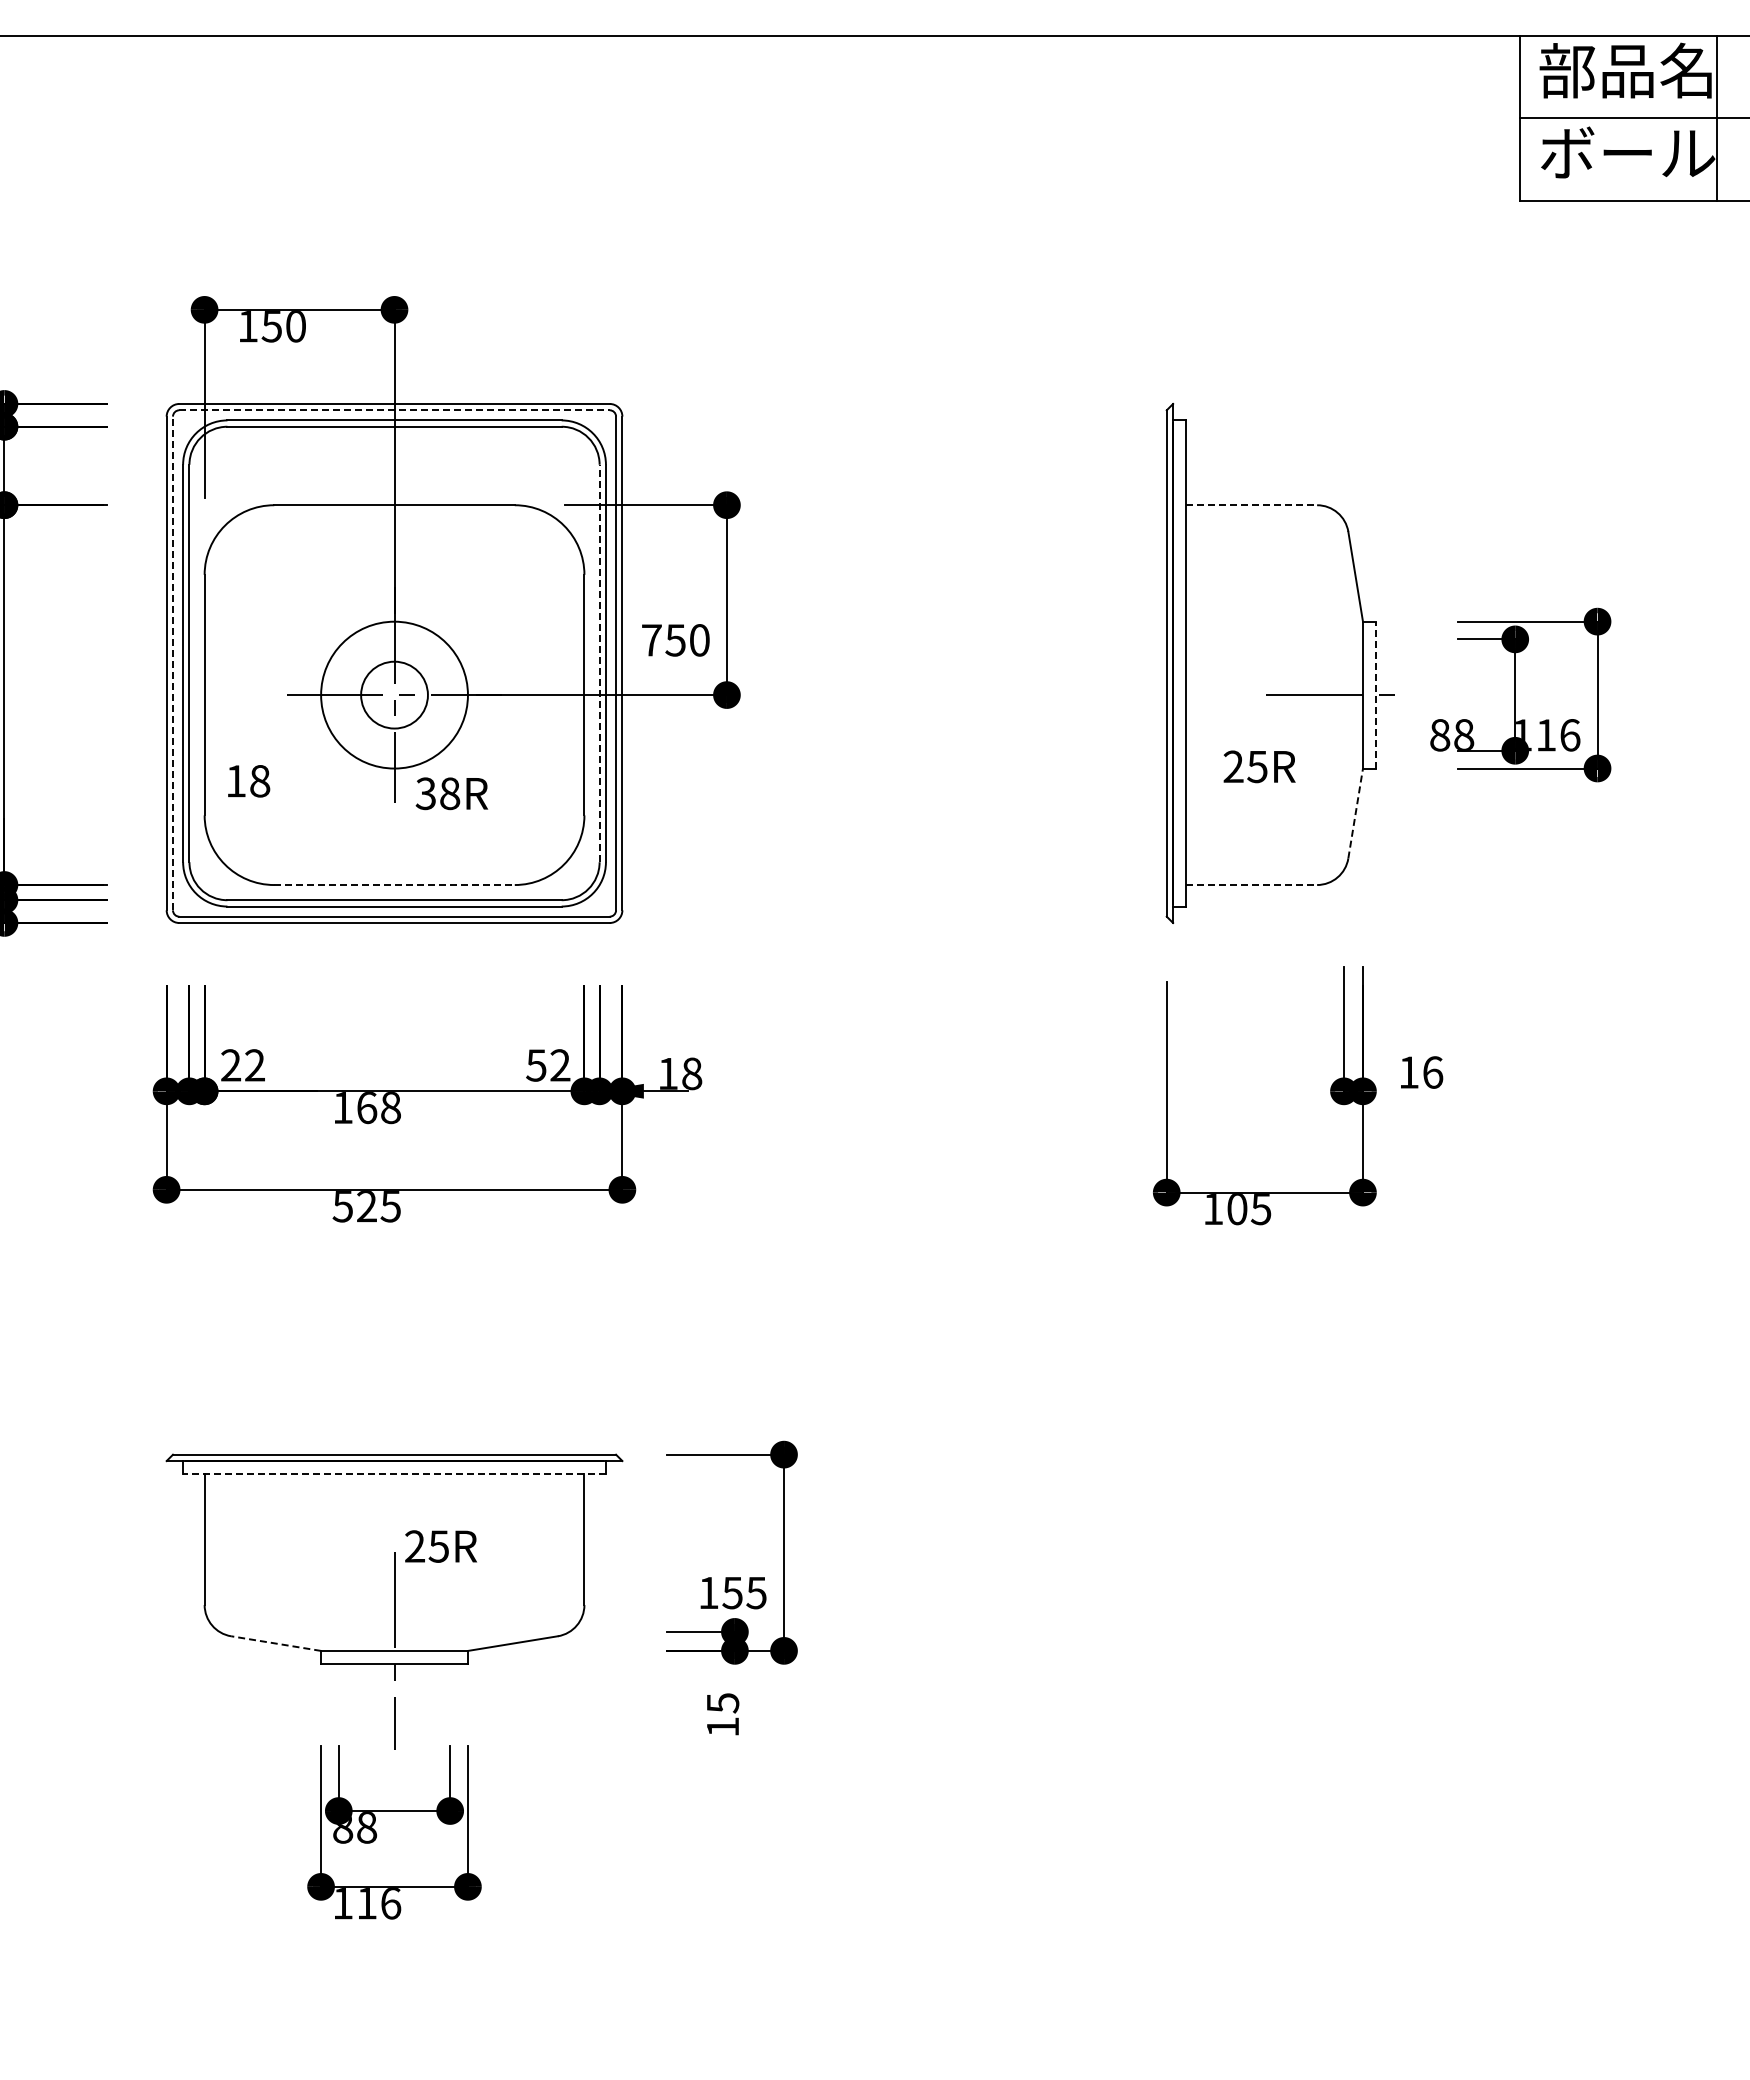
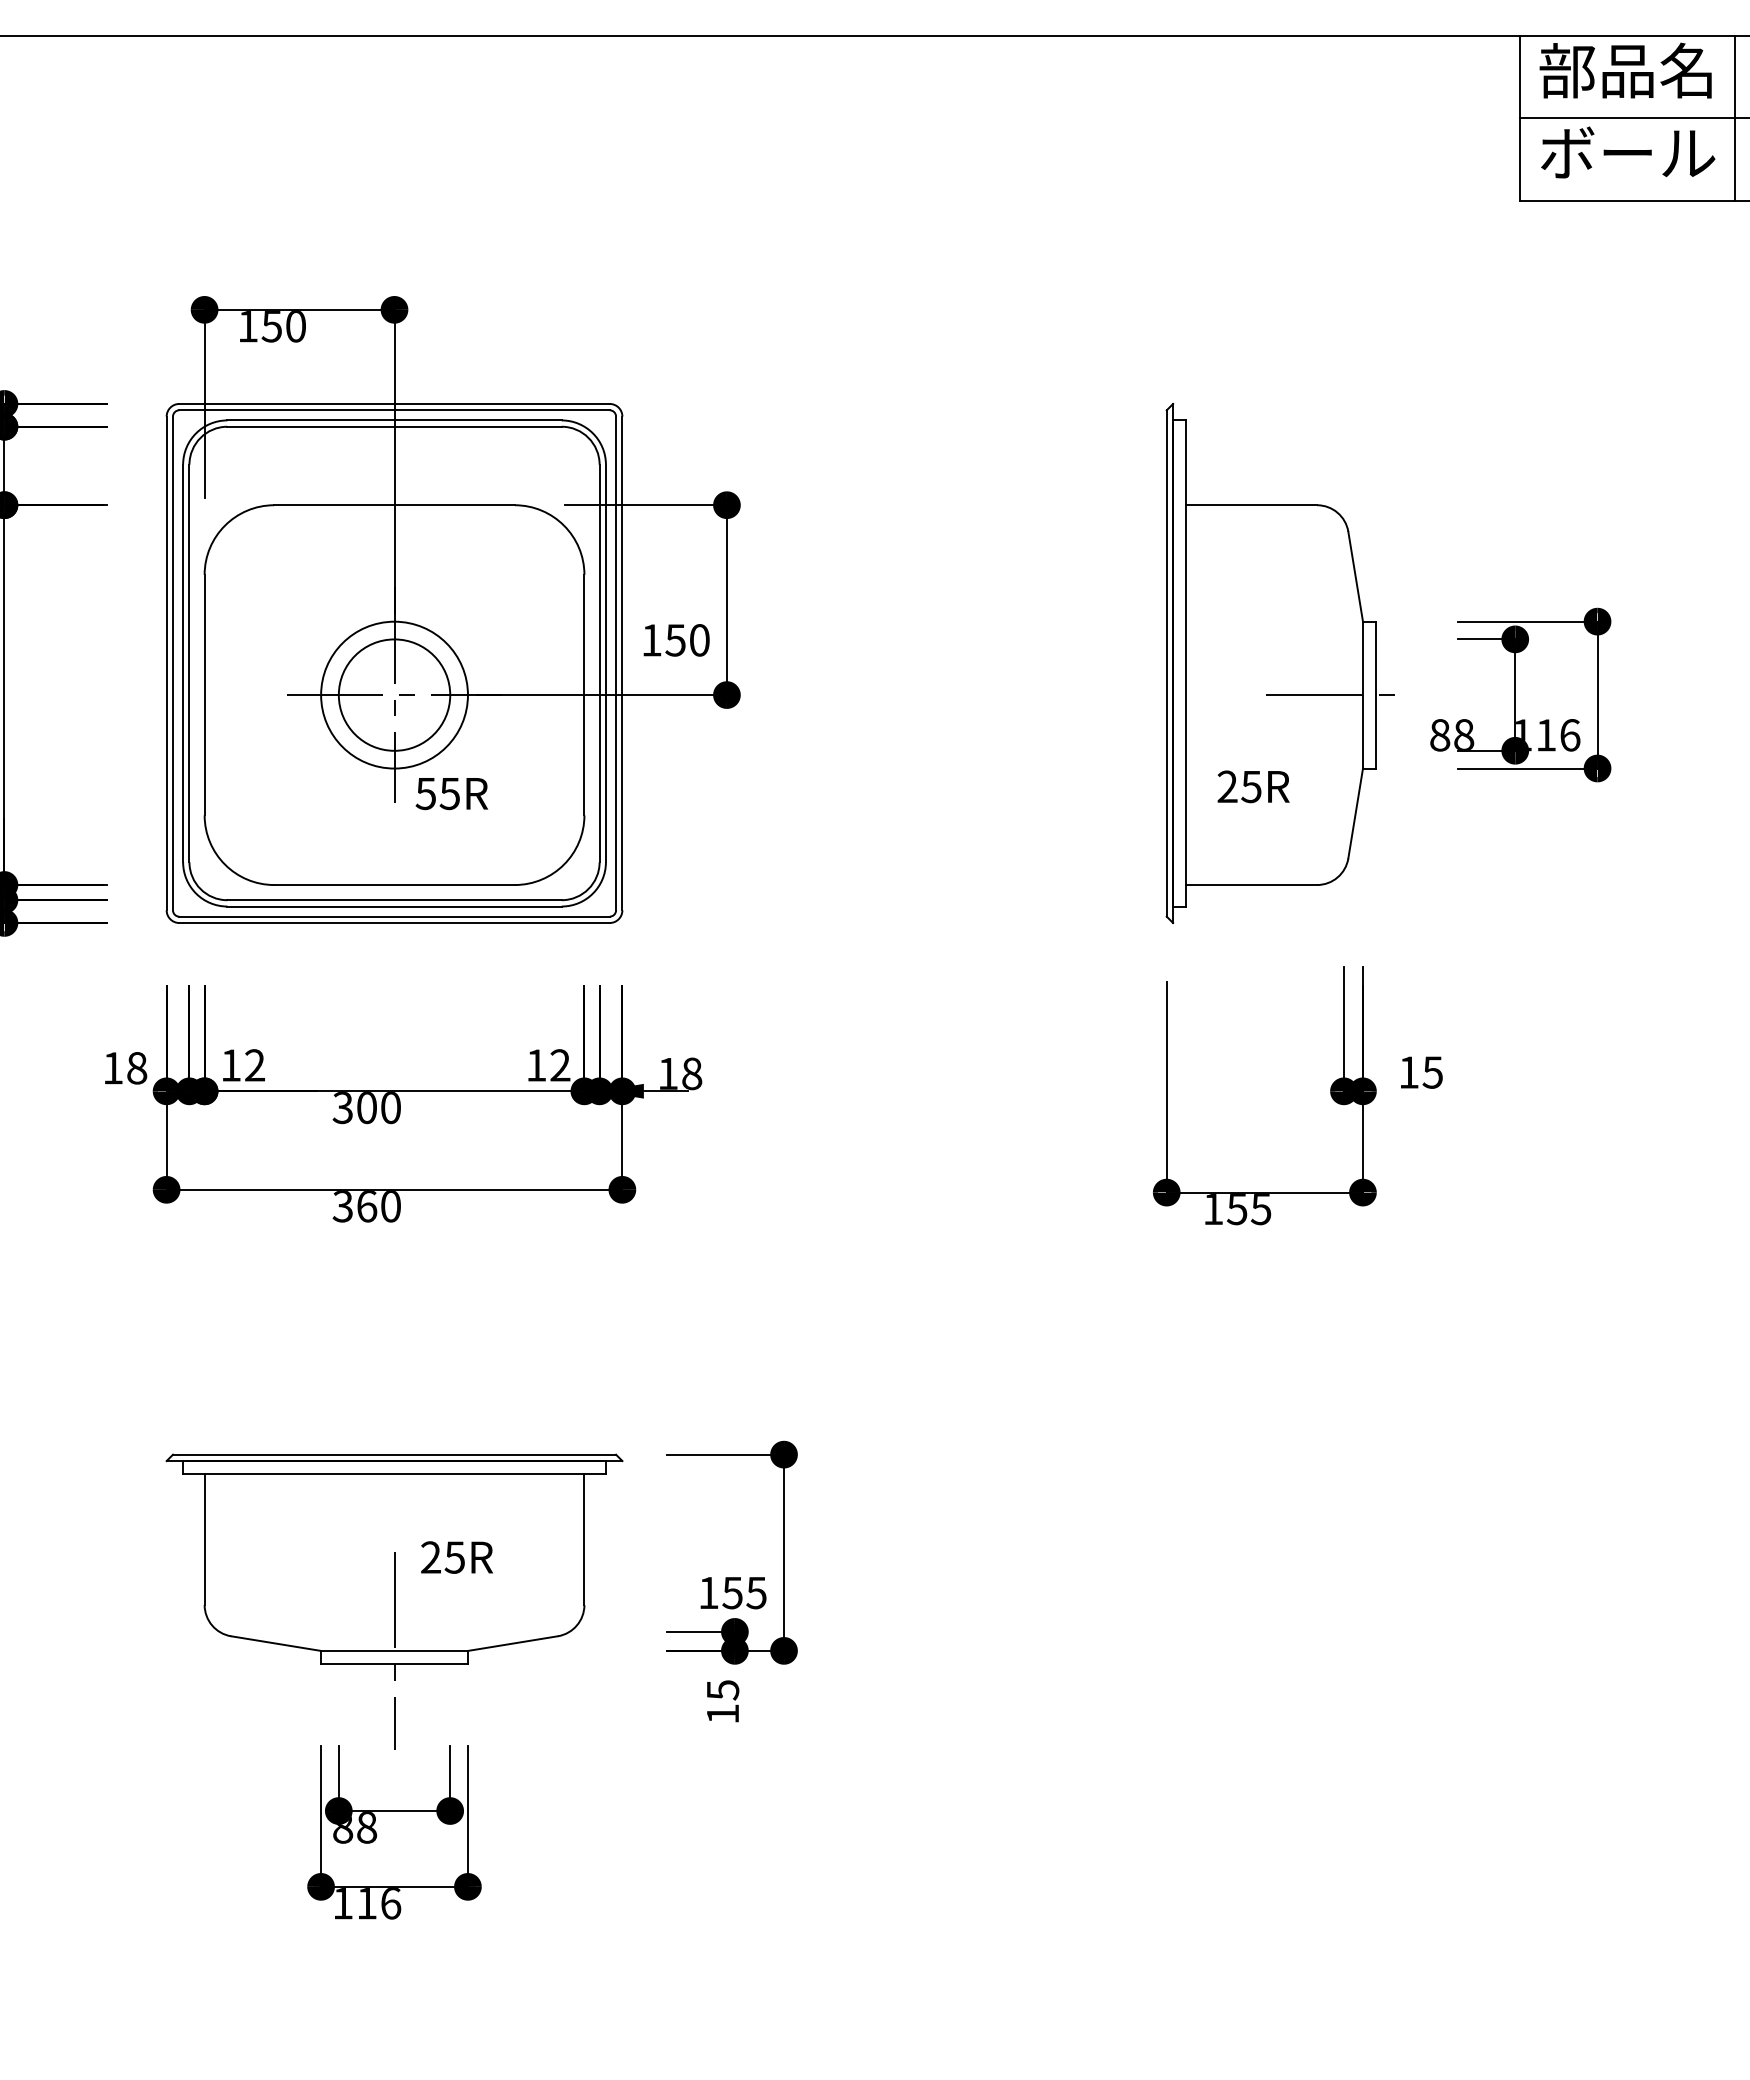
line position: (1717, 118) -> (1735, 118) (1735, 118)
line: dashed -> solid (395, 410)
line: dashed -> solid (1251, 505)
text: 750 -> 150 (651, 640)
line: dashed -> solid (173, 663)
line: dashed -> solid (599, 663)
circle diameter: 67 px -> 111 px (394, 694)
line: dashed -> solid (1375, 694)
text position: (1259, 766) -> (1253, 786) (1253, 786)
text position: (249, 781) -> (126, 1068) (126, 1068)
text: 38R -> 55R (438, 793)
line: dashed -> solid (1355, 813)
line: dashed -> solid (395, 885)
line: dashed -> solid (1251, 885)
text: 22 -> 12 (231, 1065)
text: 52 -> 12 (536, 1065)
text: 16 -> 15 (1432, 1072)
text: 168 -> 300 (366, 1108)
text: 525 -> 360 (366, 1206)
text: 105 -> 155 (1237, 1209)
line: dashed -> solid (394, 1473)
text position: (440, 1546) -> (456, 1557) (456, 1557)
line: dashed -> solid (276, 1643)
text position: (723, 1714) -> (723, 1701) (723, 1701)
